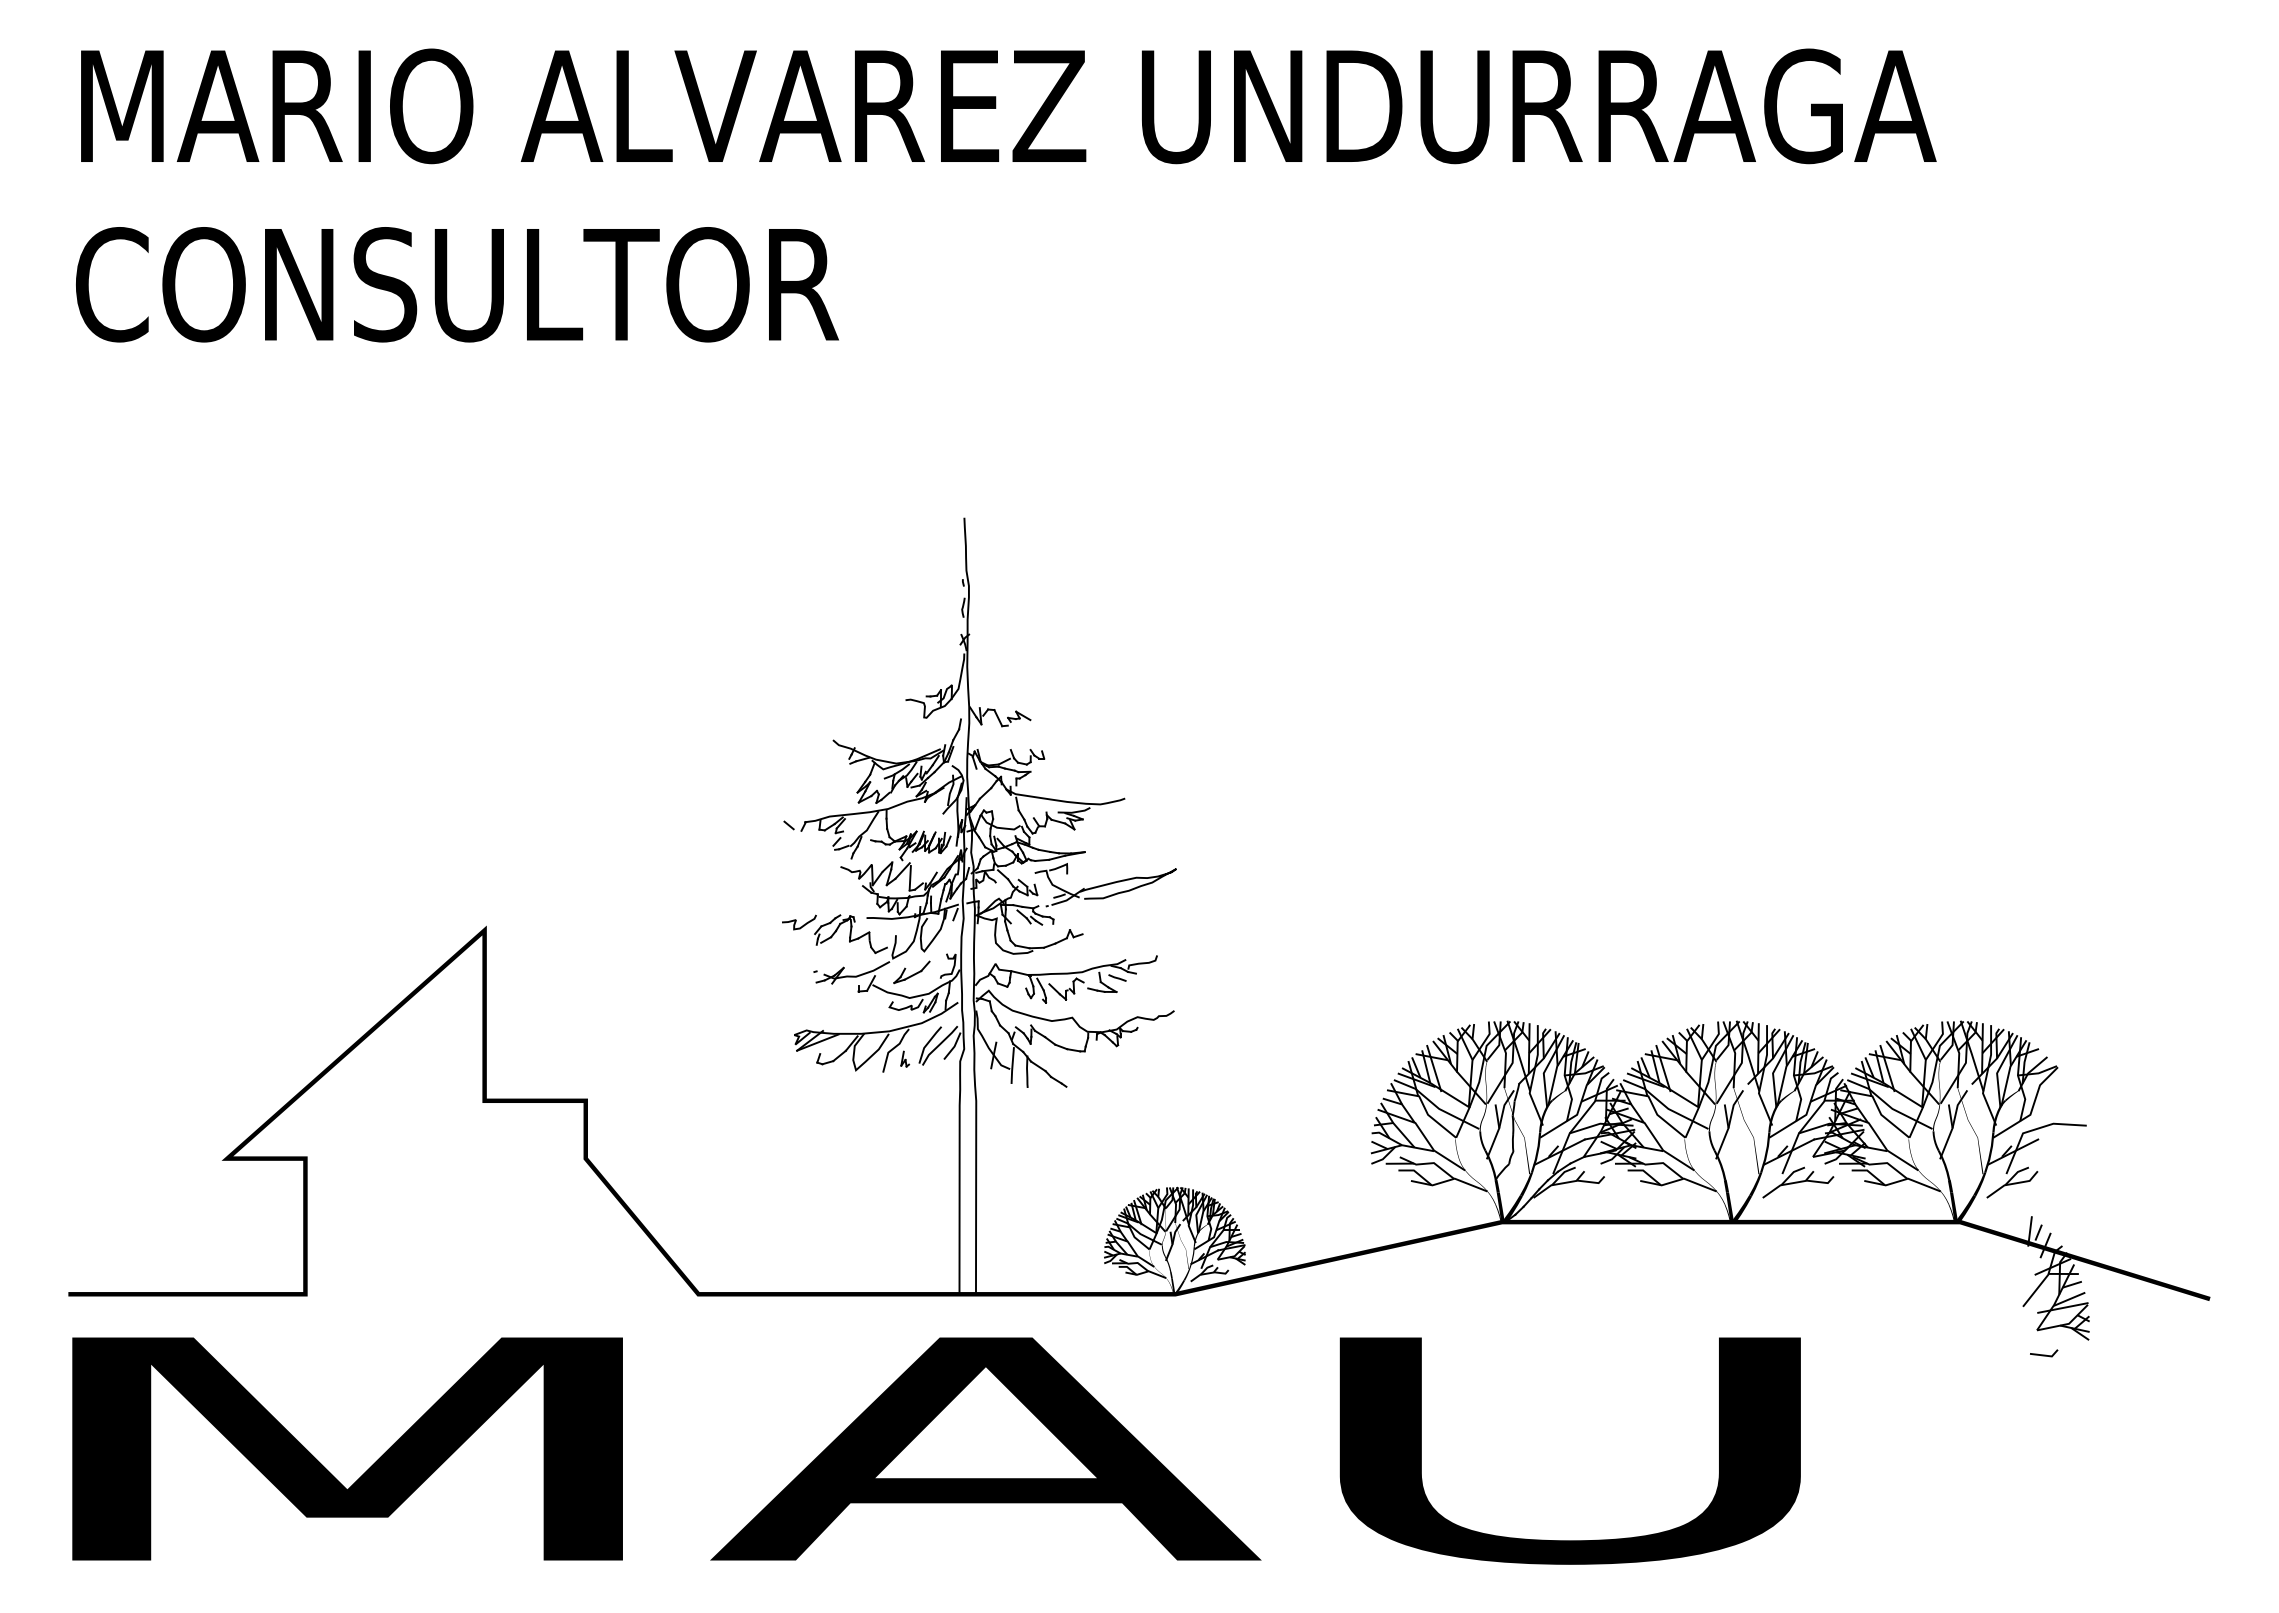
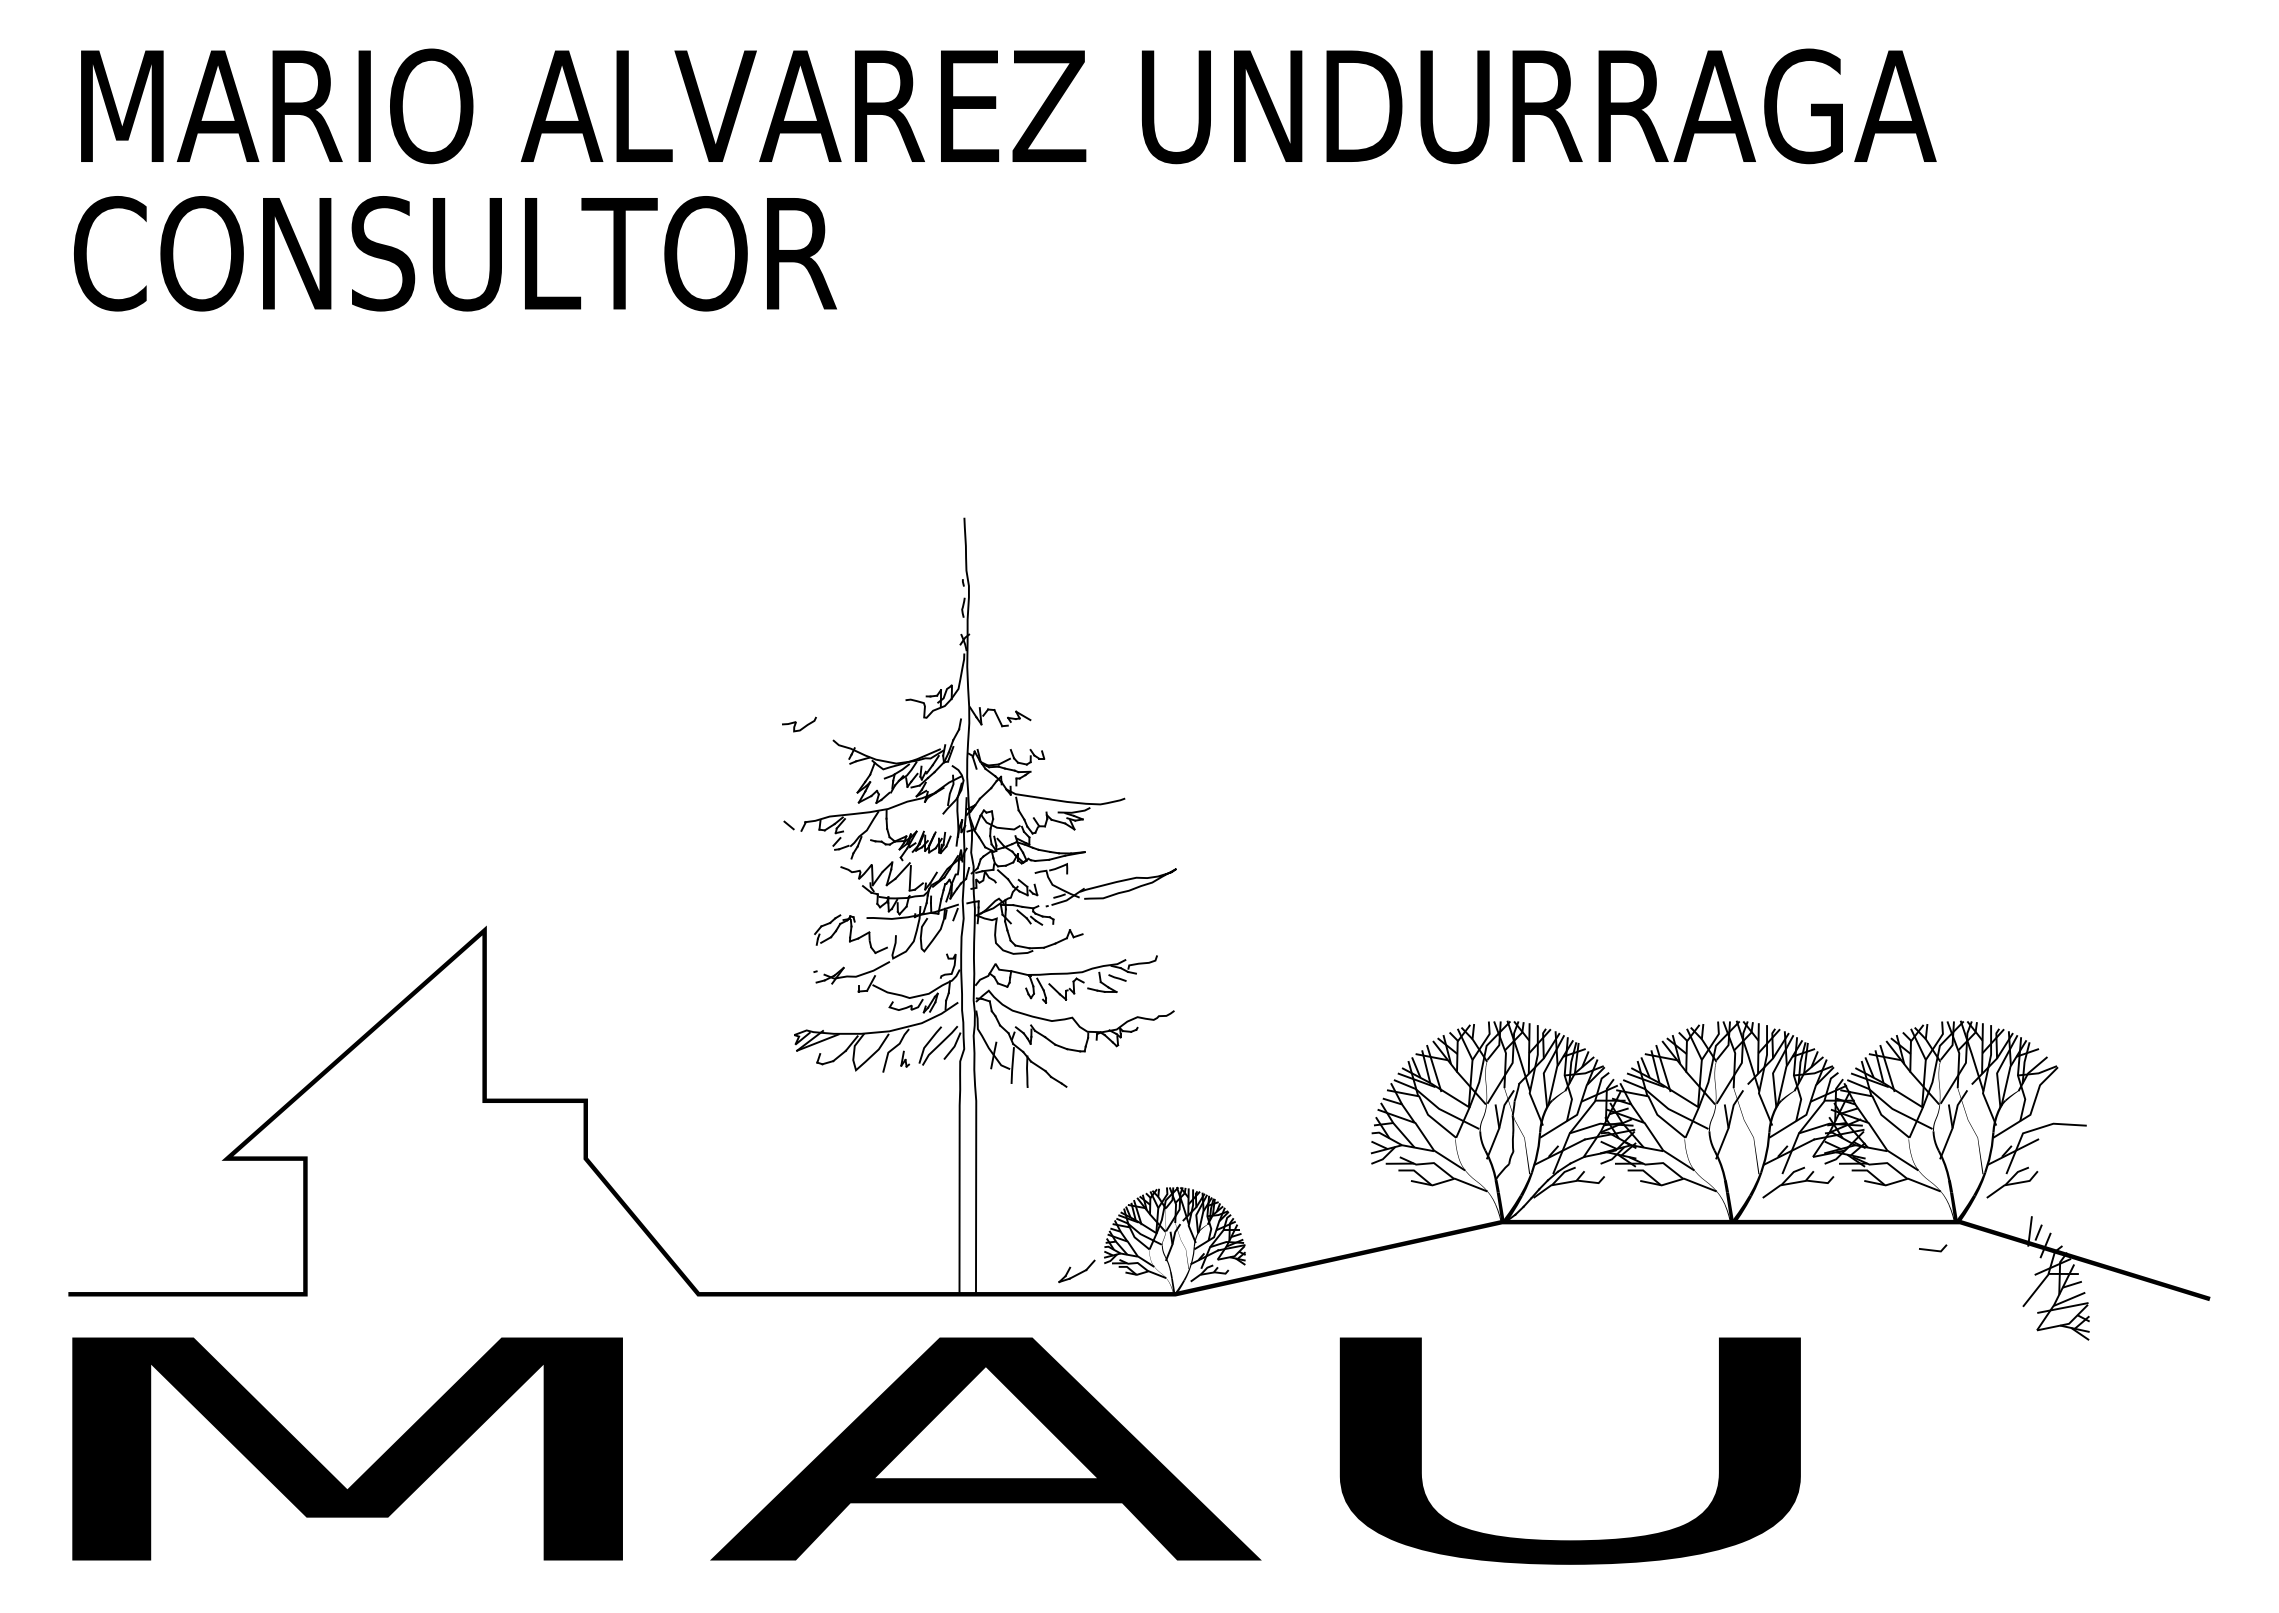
text position: (457, 284) -> (455, 253) (455, 253)
curve position: (796, 922) -> (796, 724) (796, 724)
part position: (911, 972) -> (1076, 1271) (1076, 1271)
line position: (2044, 1354) -> (1933, 1249) (1933, 1249)
